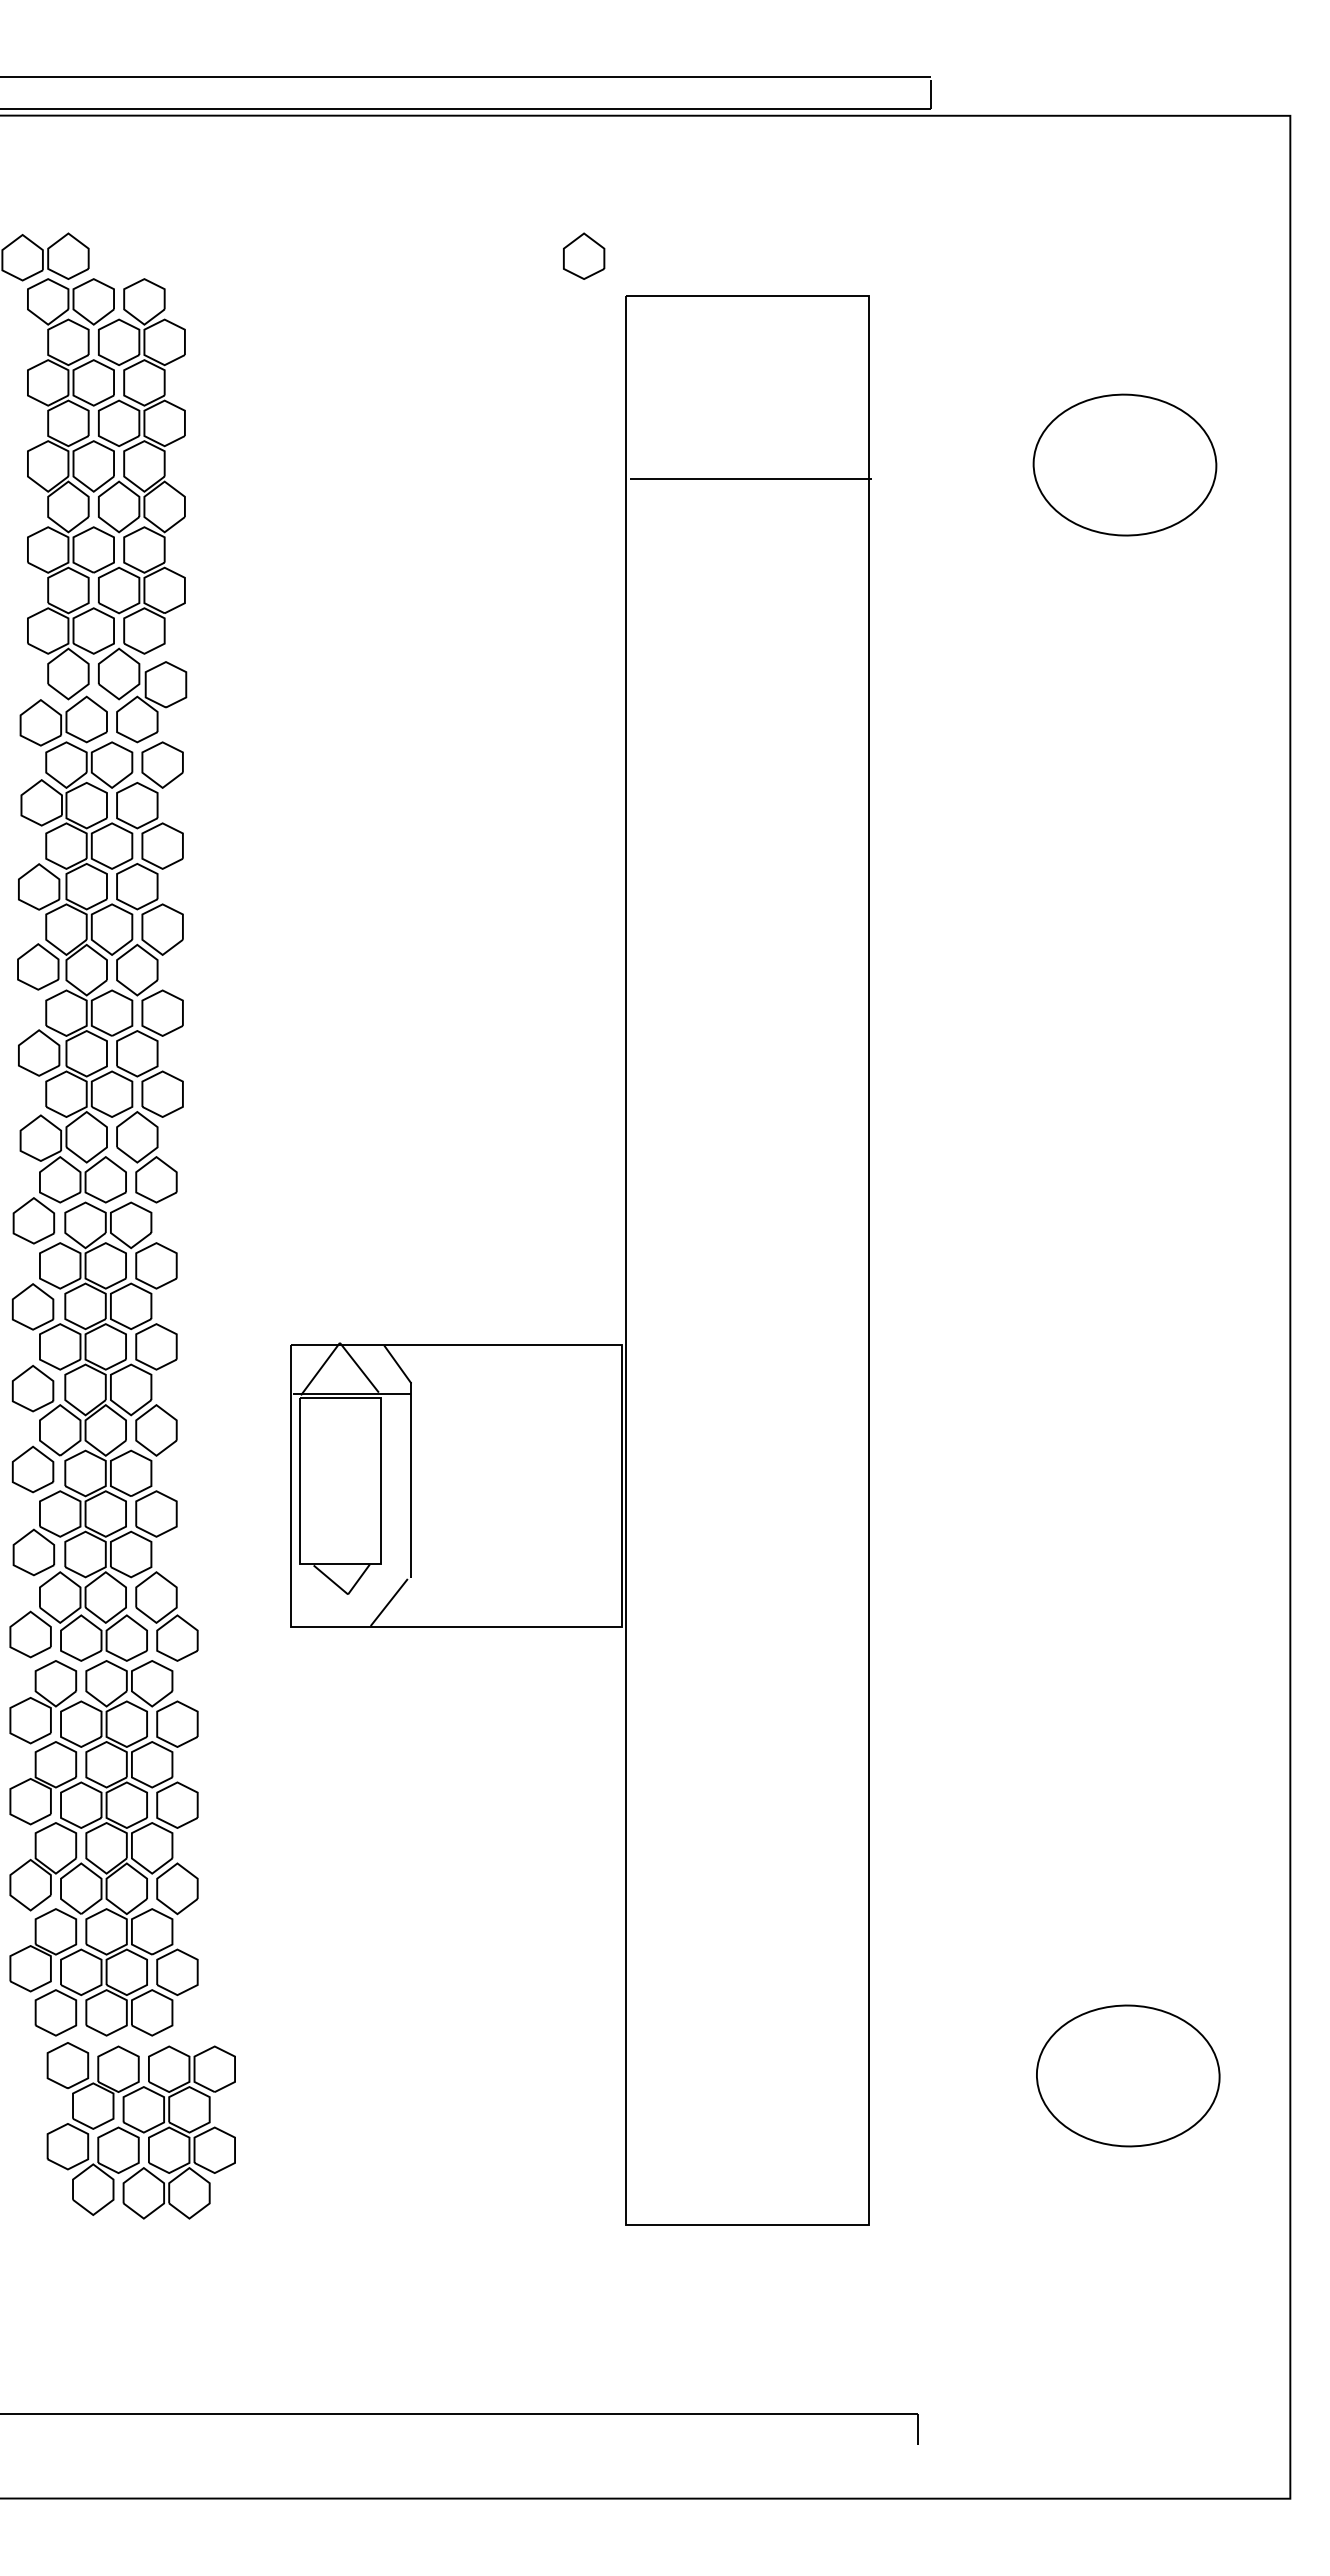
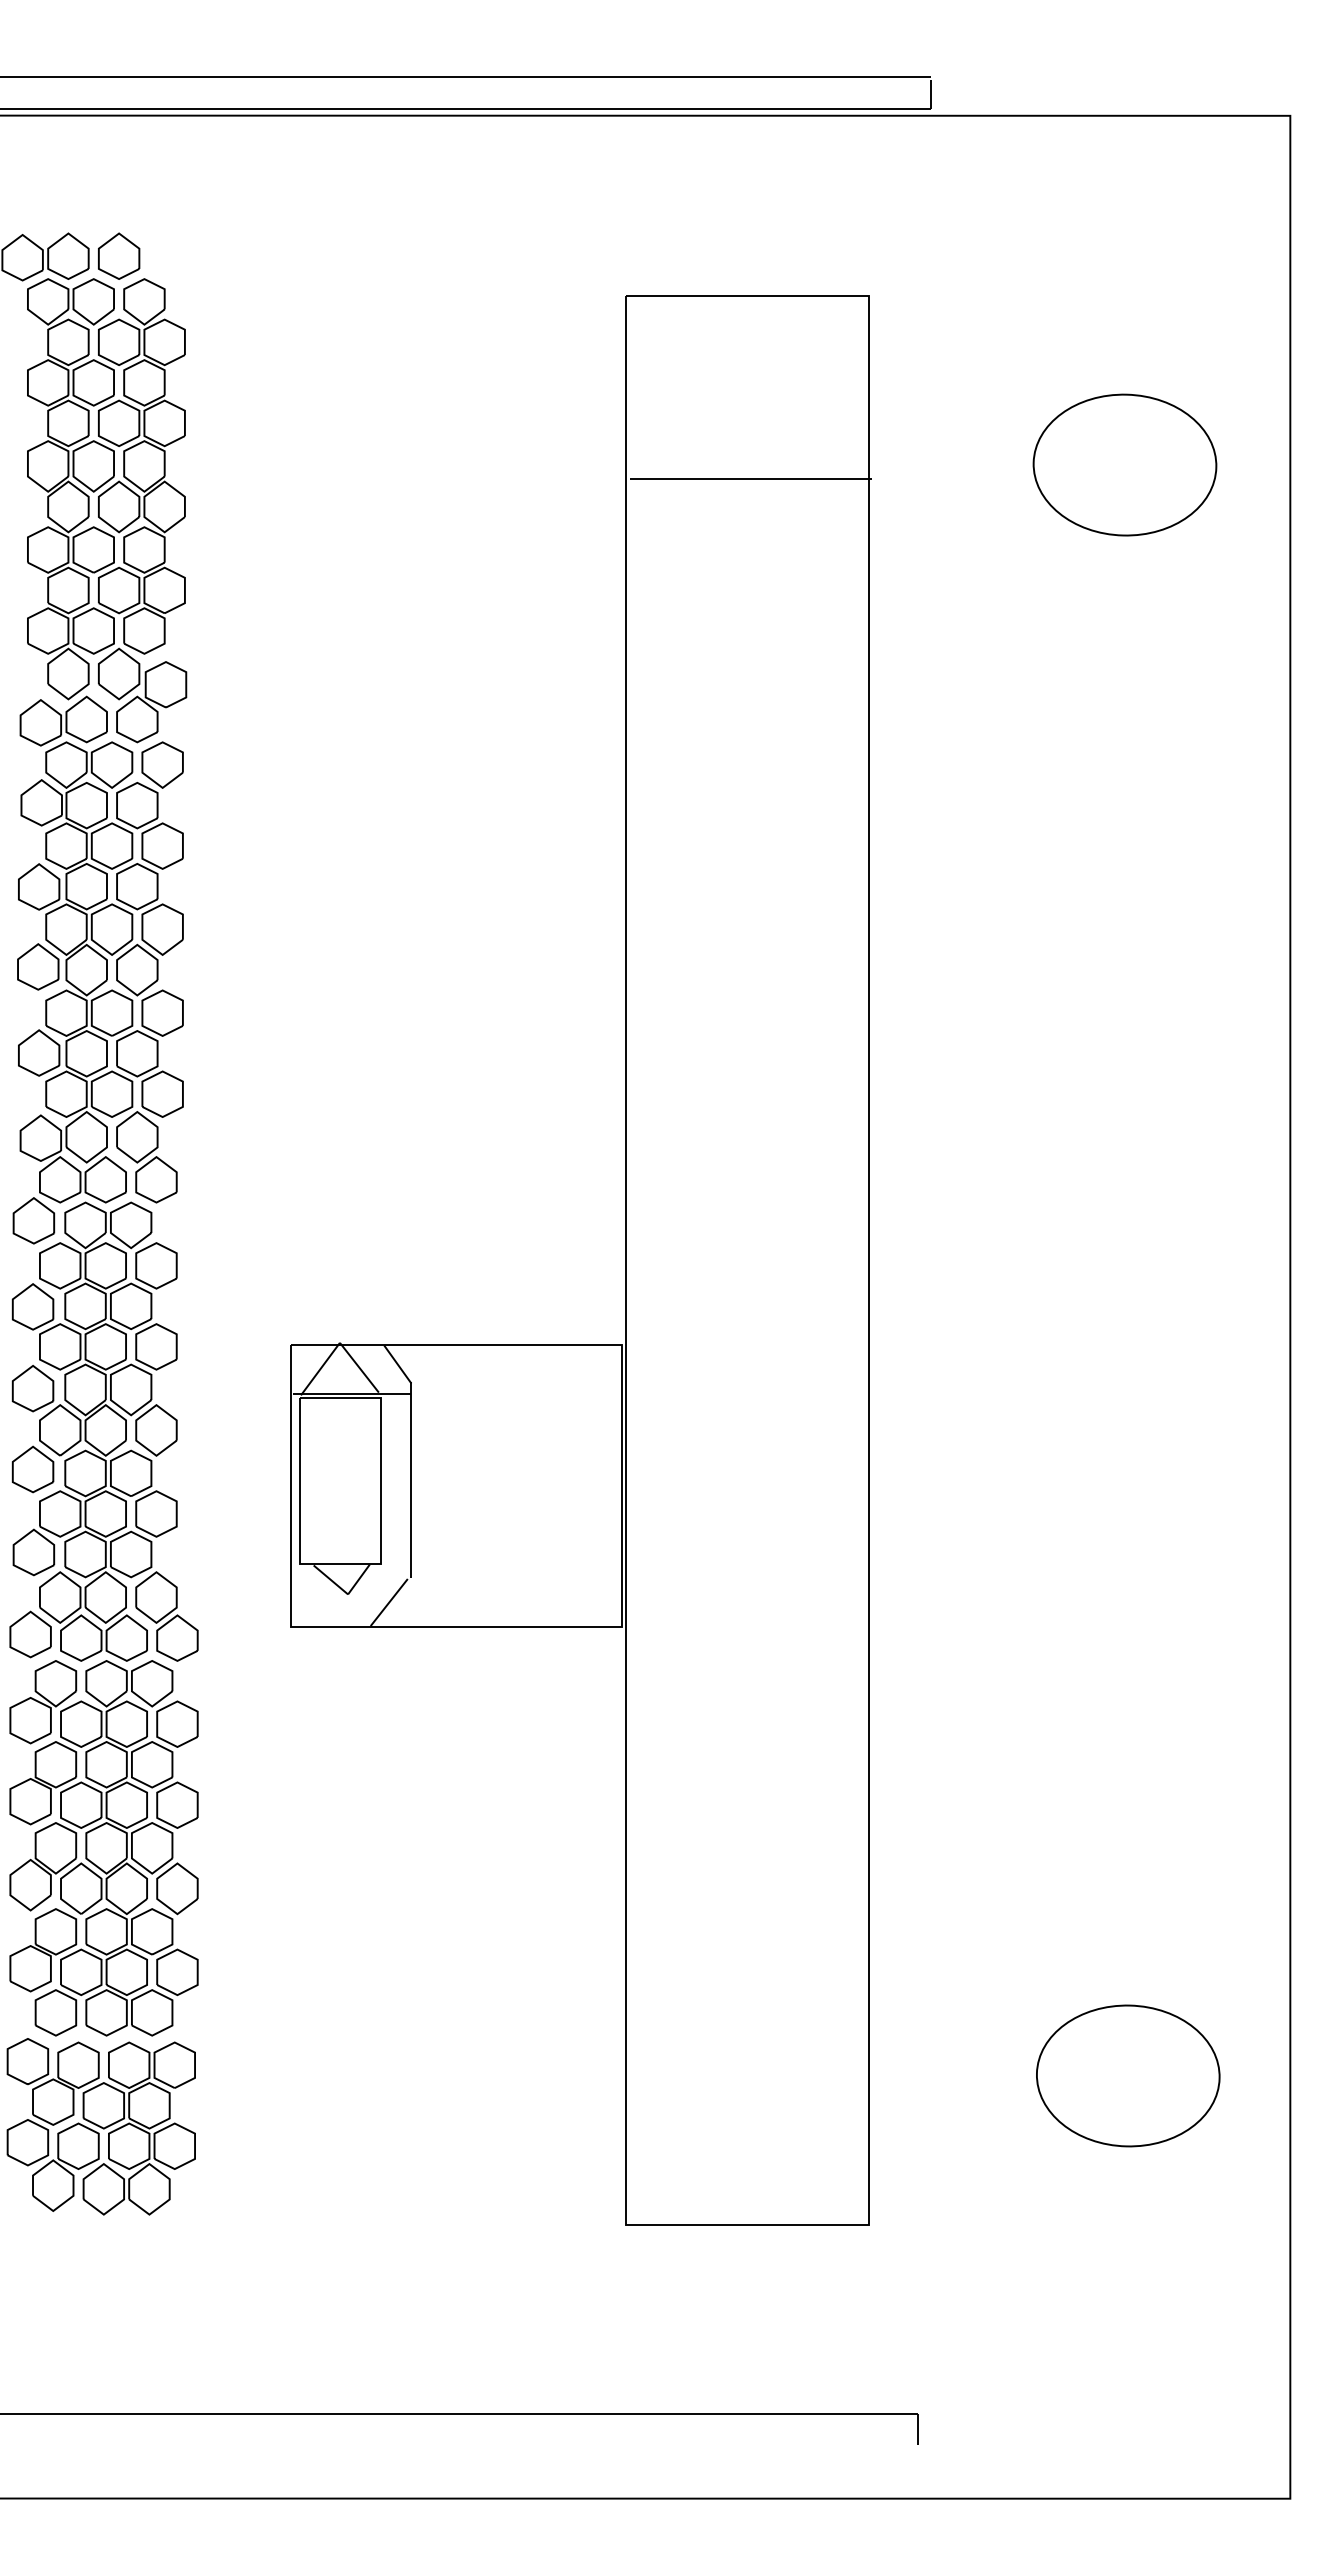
part position: (584, 255) -> (119, 255) (119, 255)
part position: (140, 2130) -> (100, 2126) (100, 2126)
